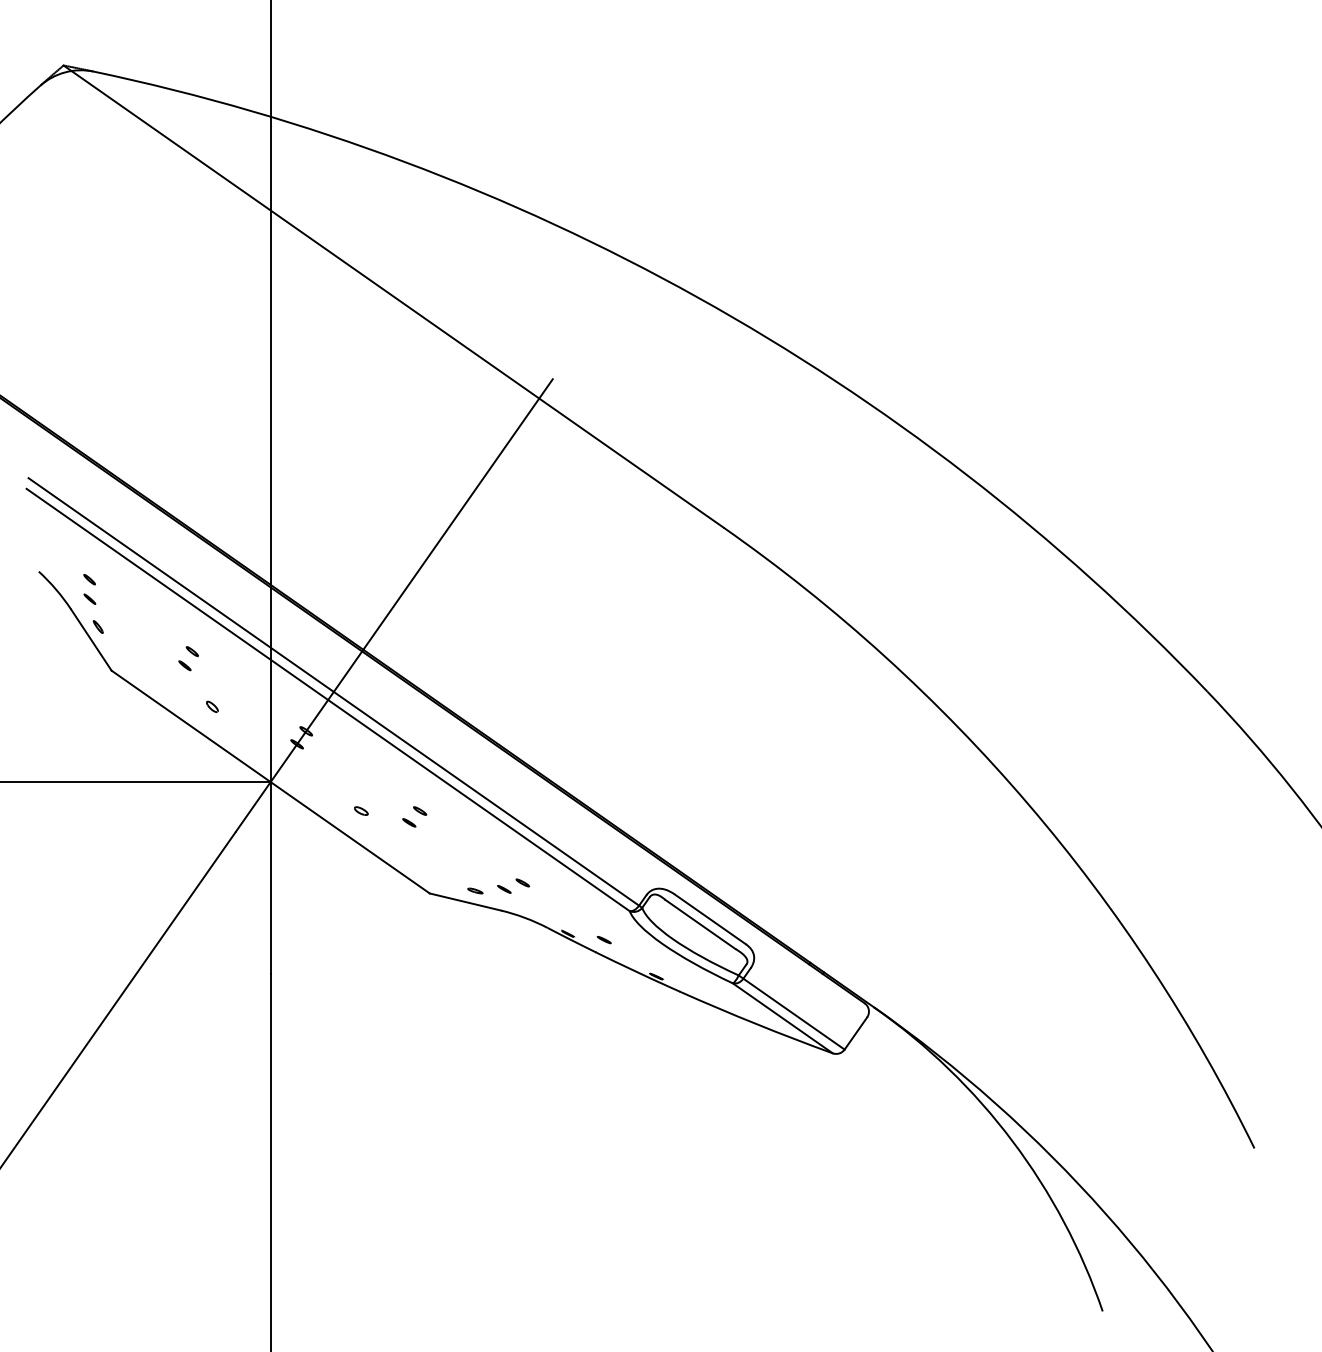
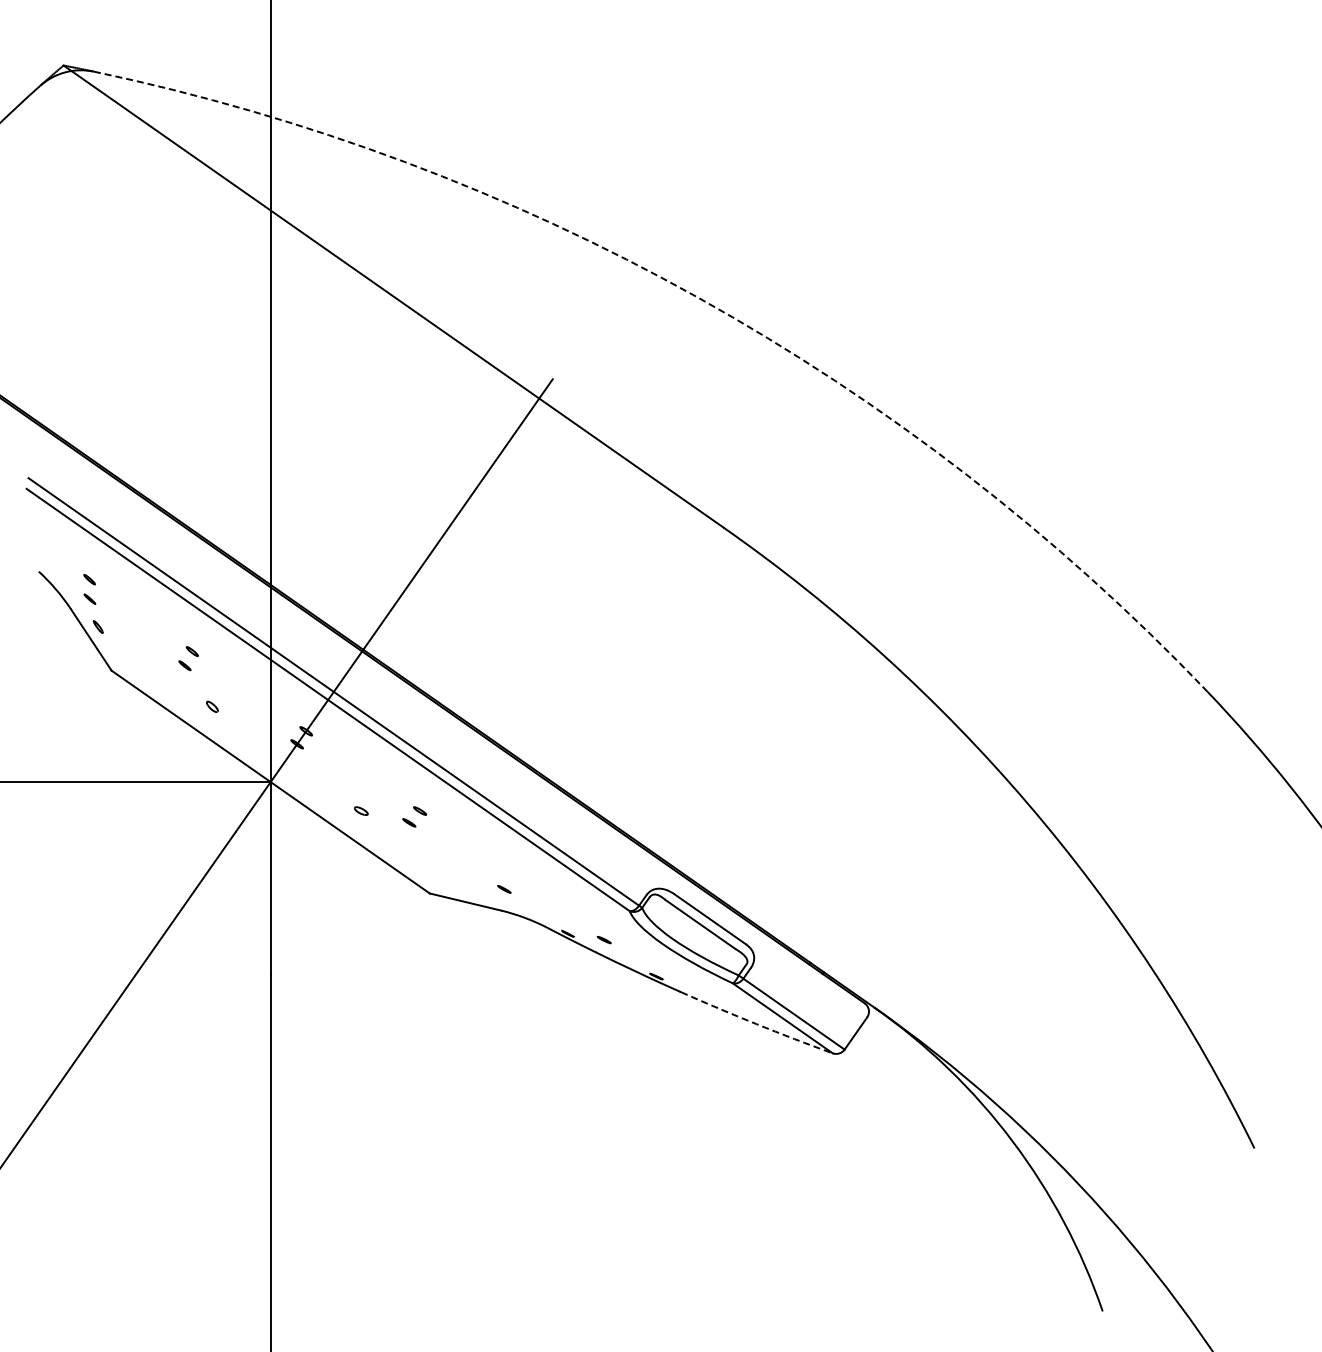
arc: solid -> dashed (697, 297)
part: present -> none (522, 882)
part: present -> none (475, 890)
arc: solid -> dashed (756, 1024)
